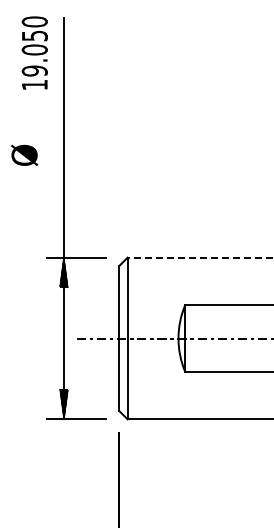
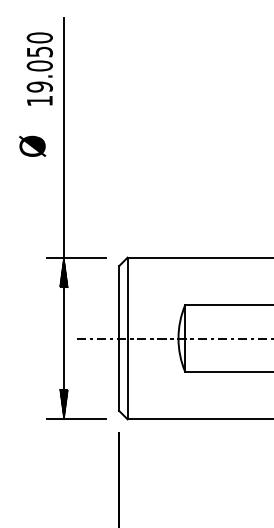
text position: (34, 52) -> (39, 68) (39, 68)
text position: (24, 154) -> (32, 145) (32, 145)
line: dashed -> solid (200, 257)
